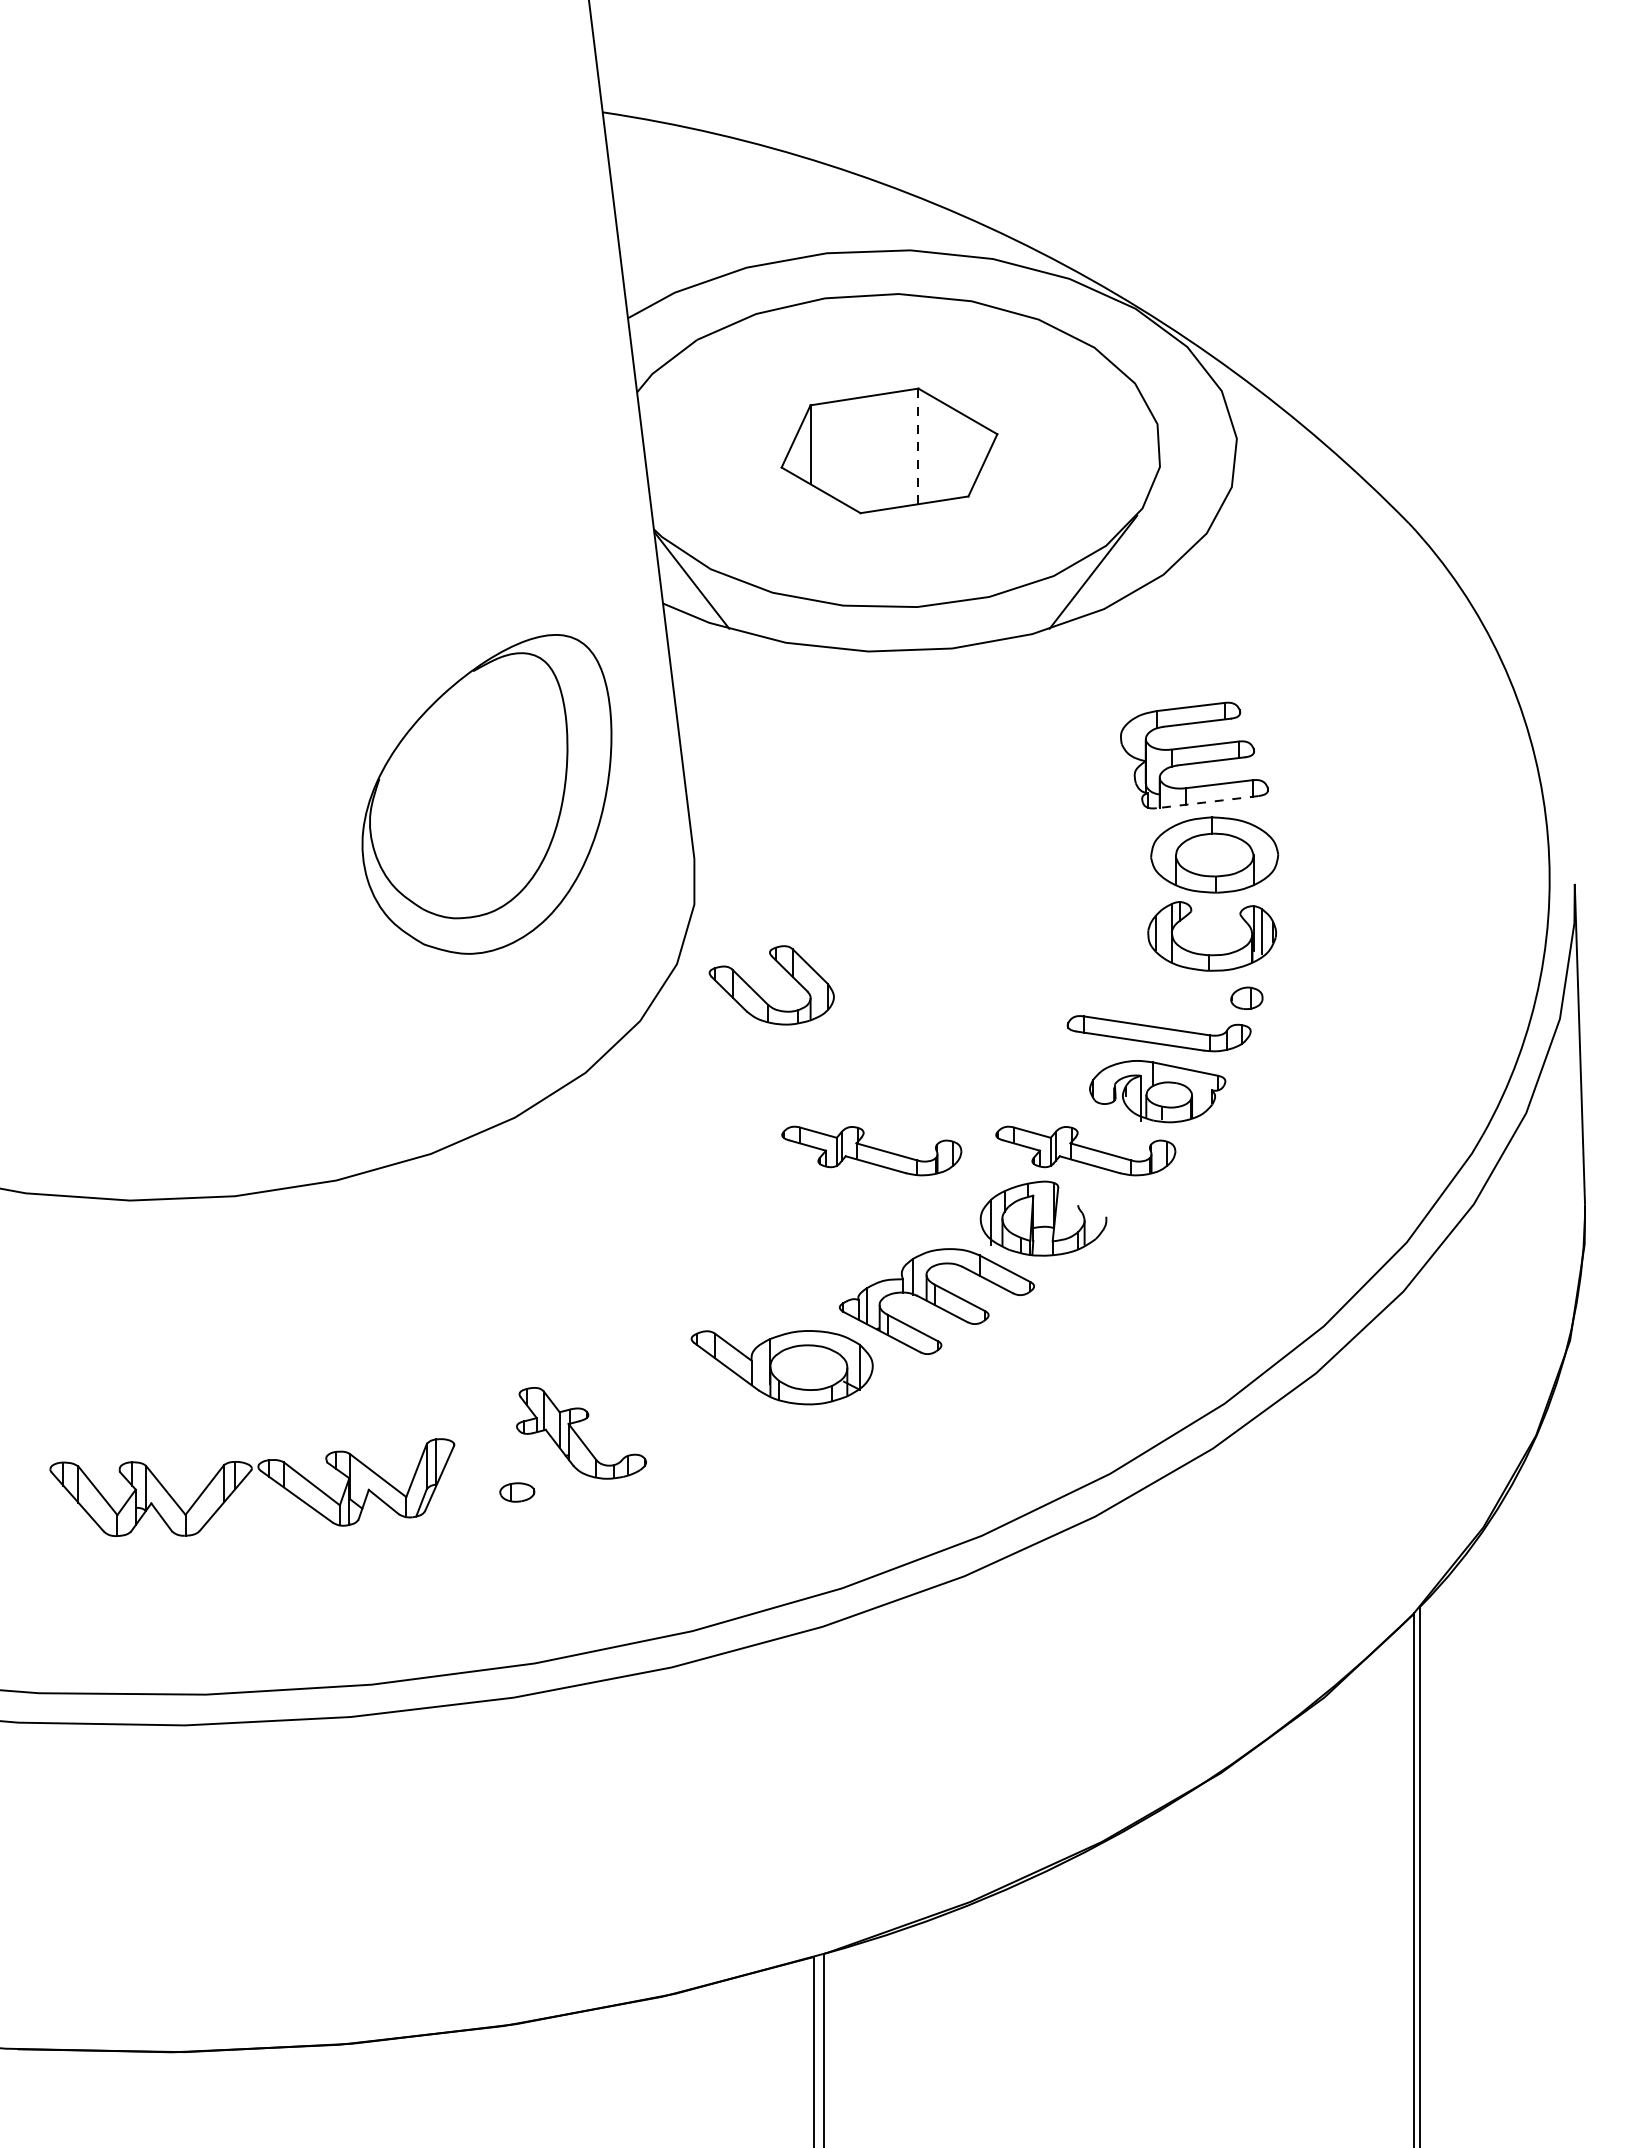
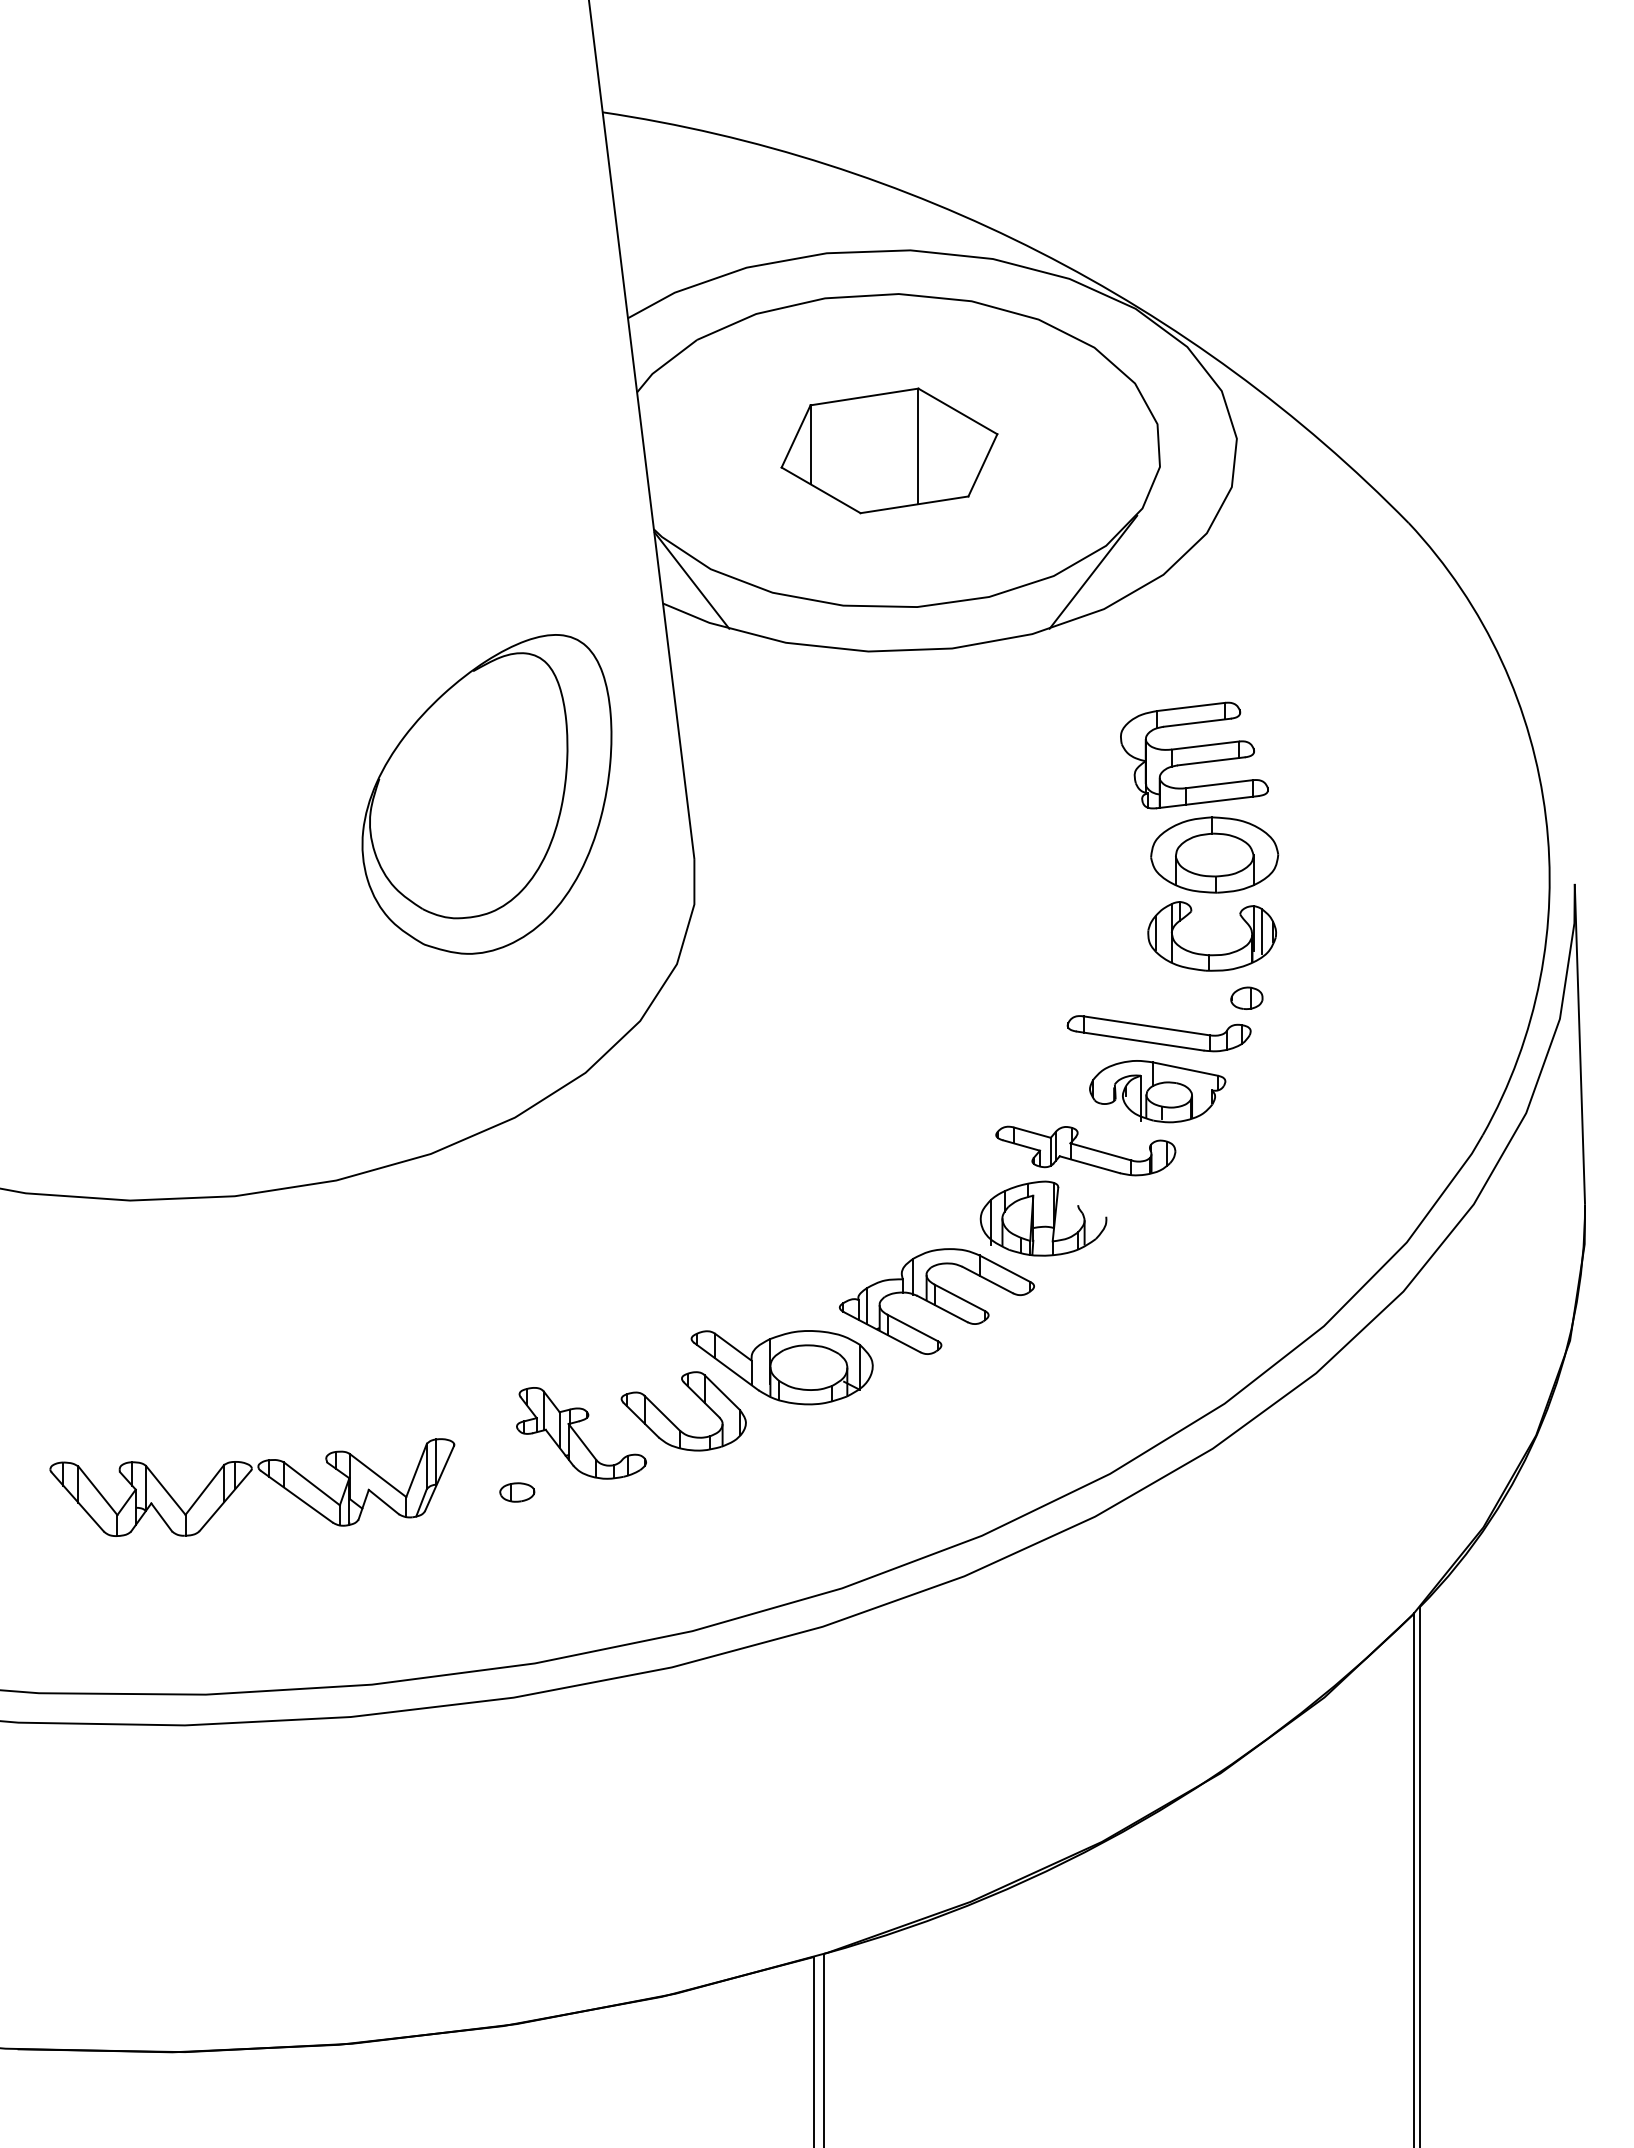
line: dashed -> solid (918, 446)
line: dashed -> solid (1207, 802)
part position: (761, 996) -> (673, 1422) (673, 1422)
part: present -> none (871, 1150)
